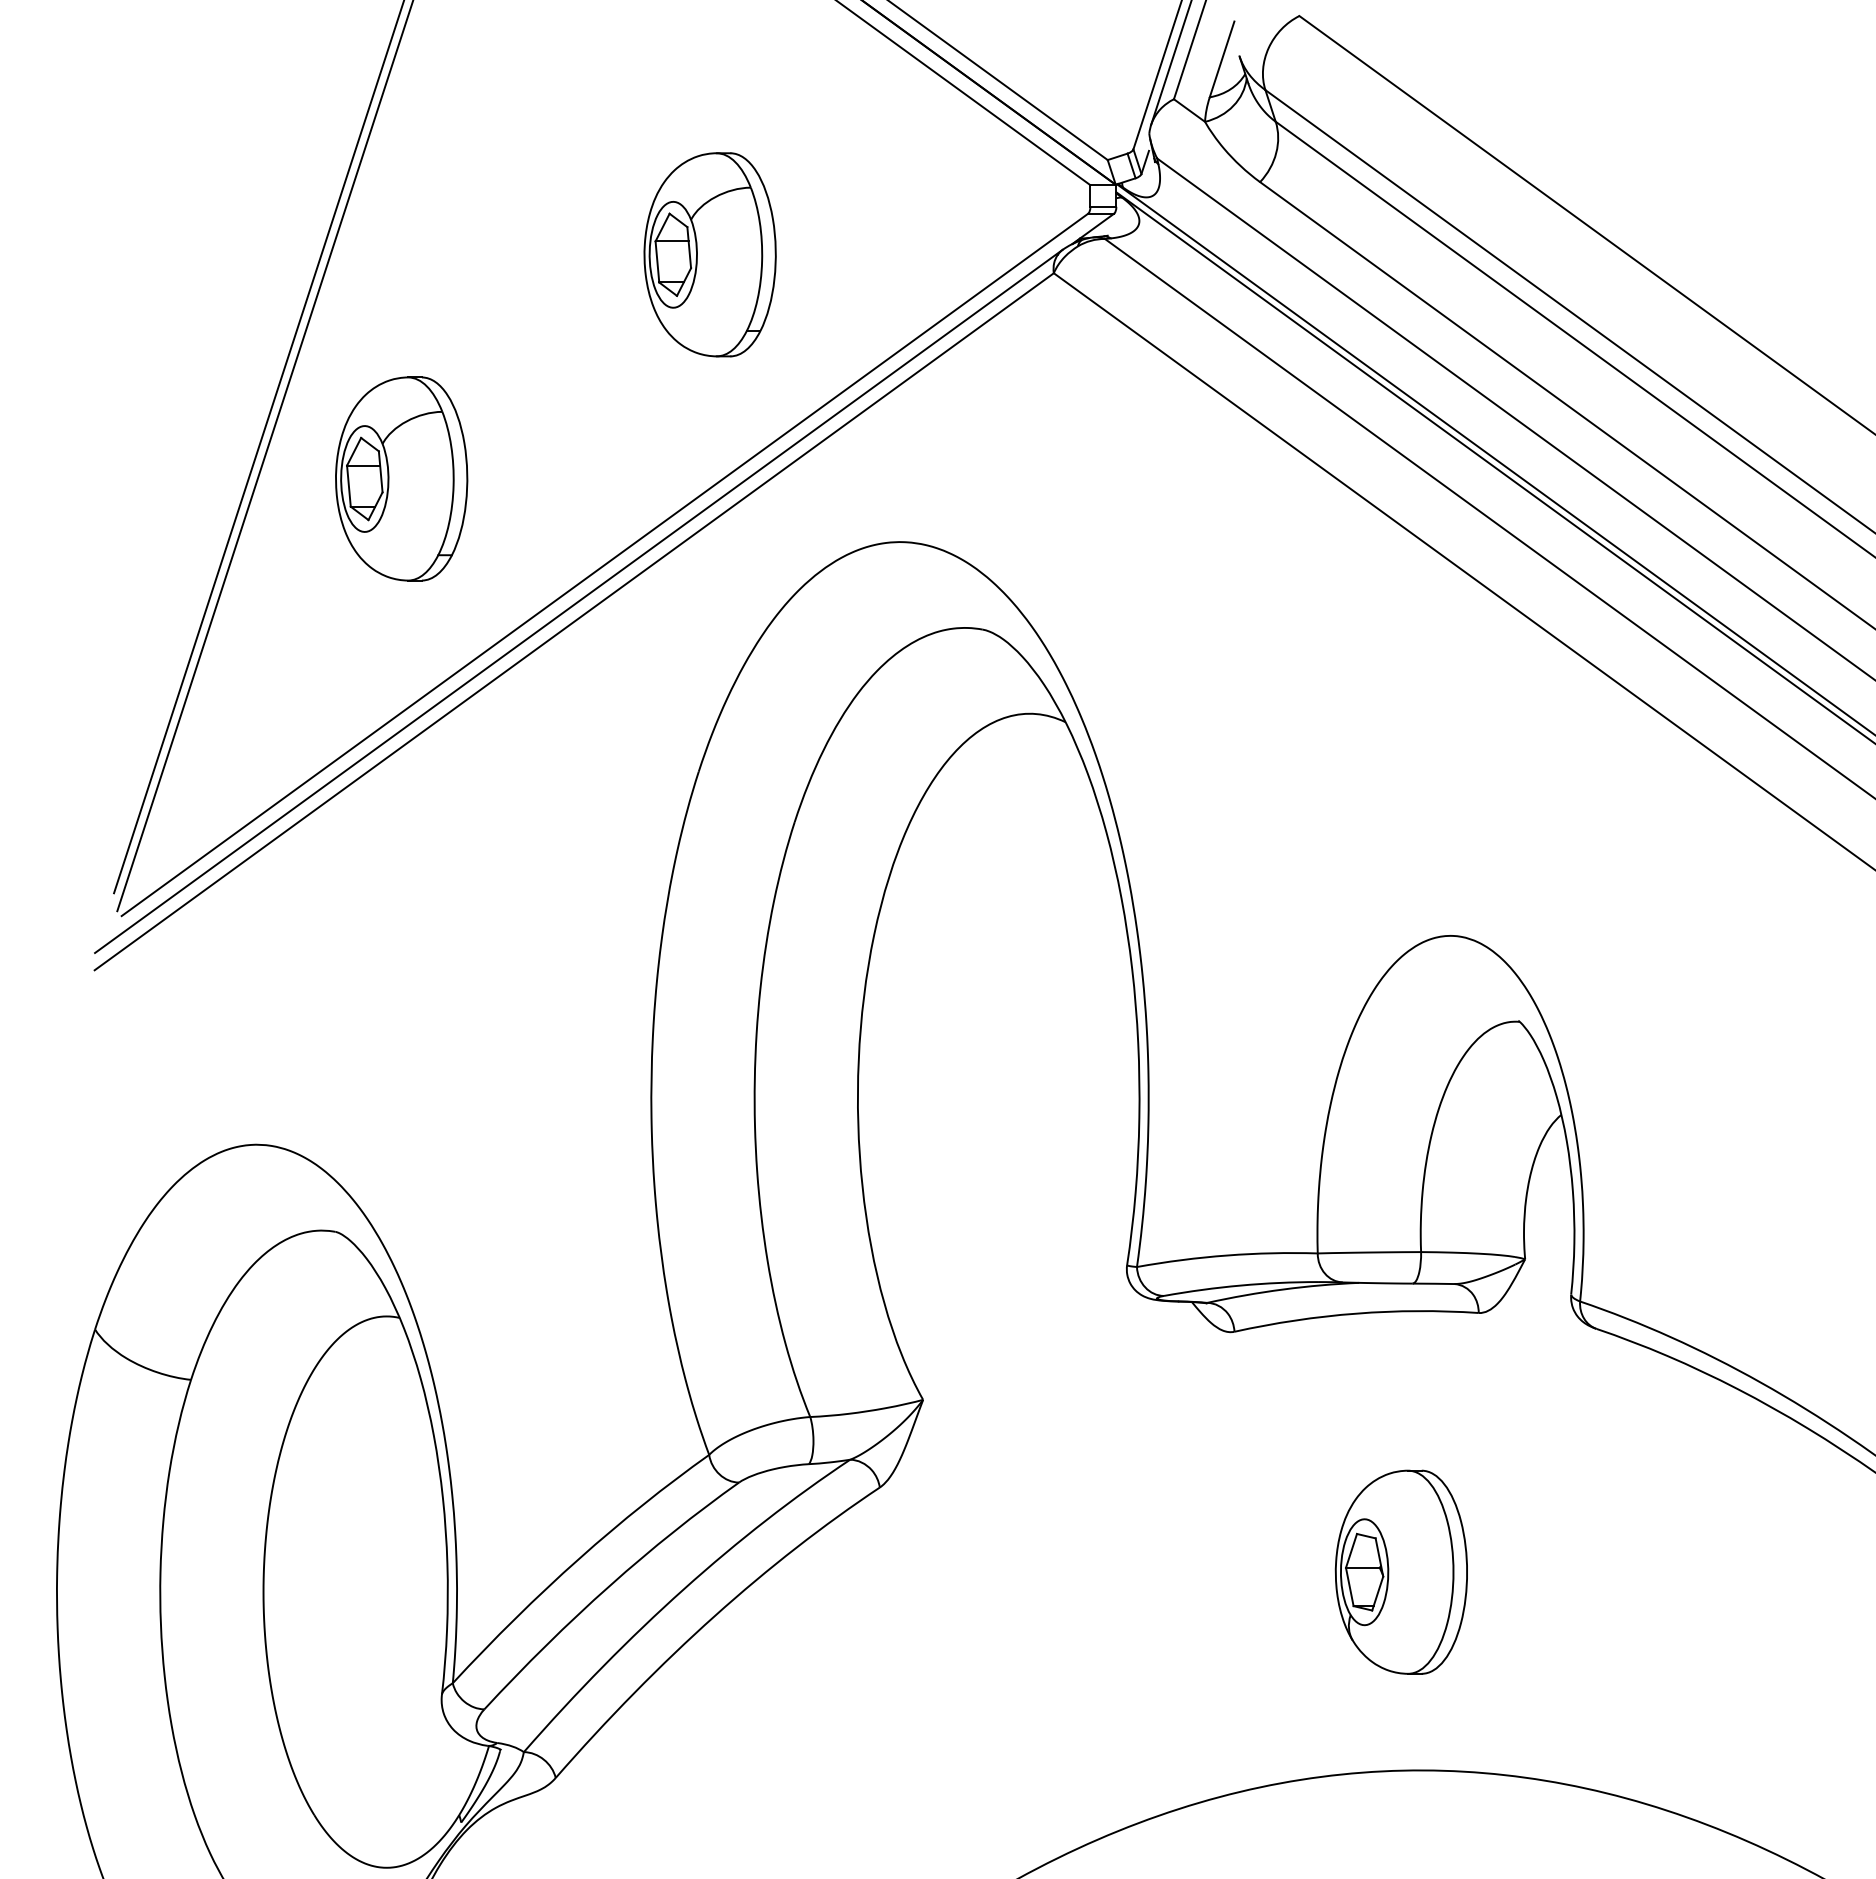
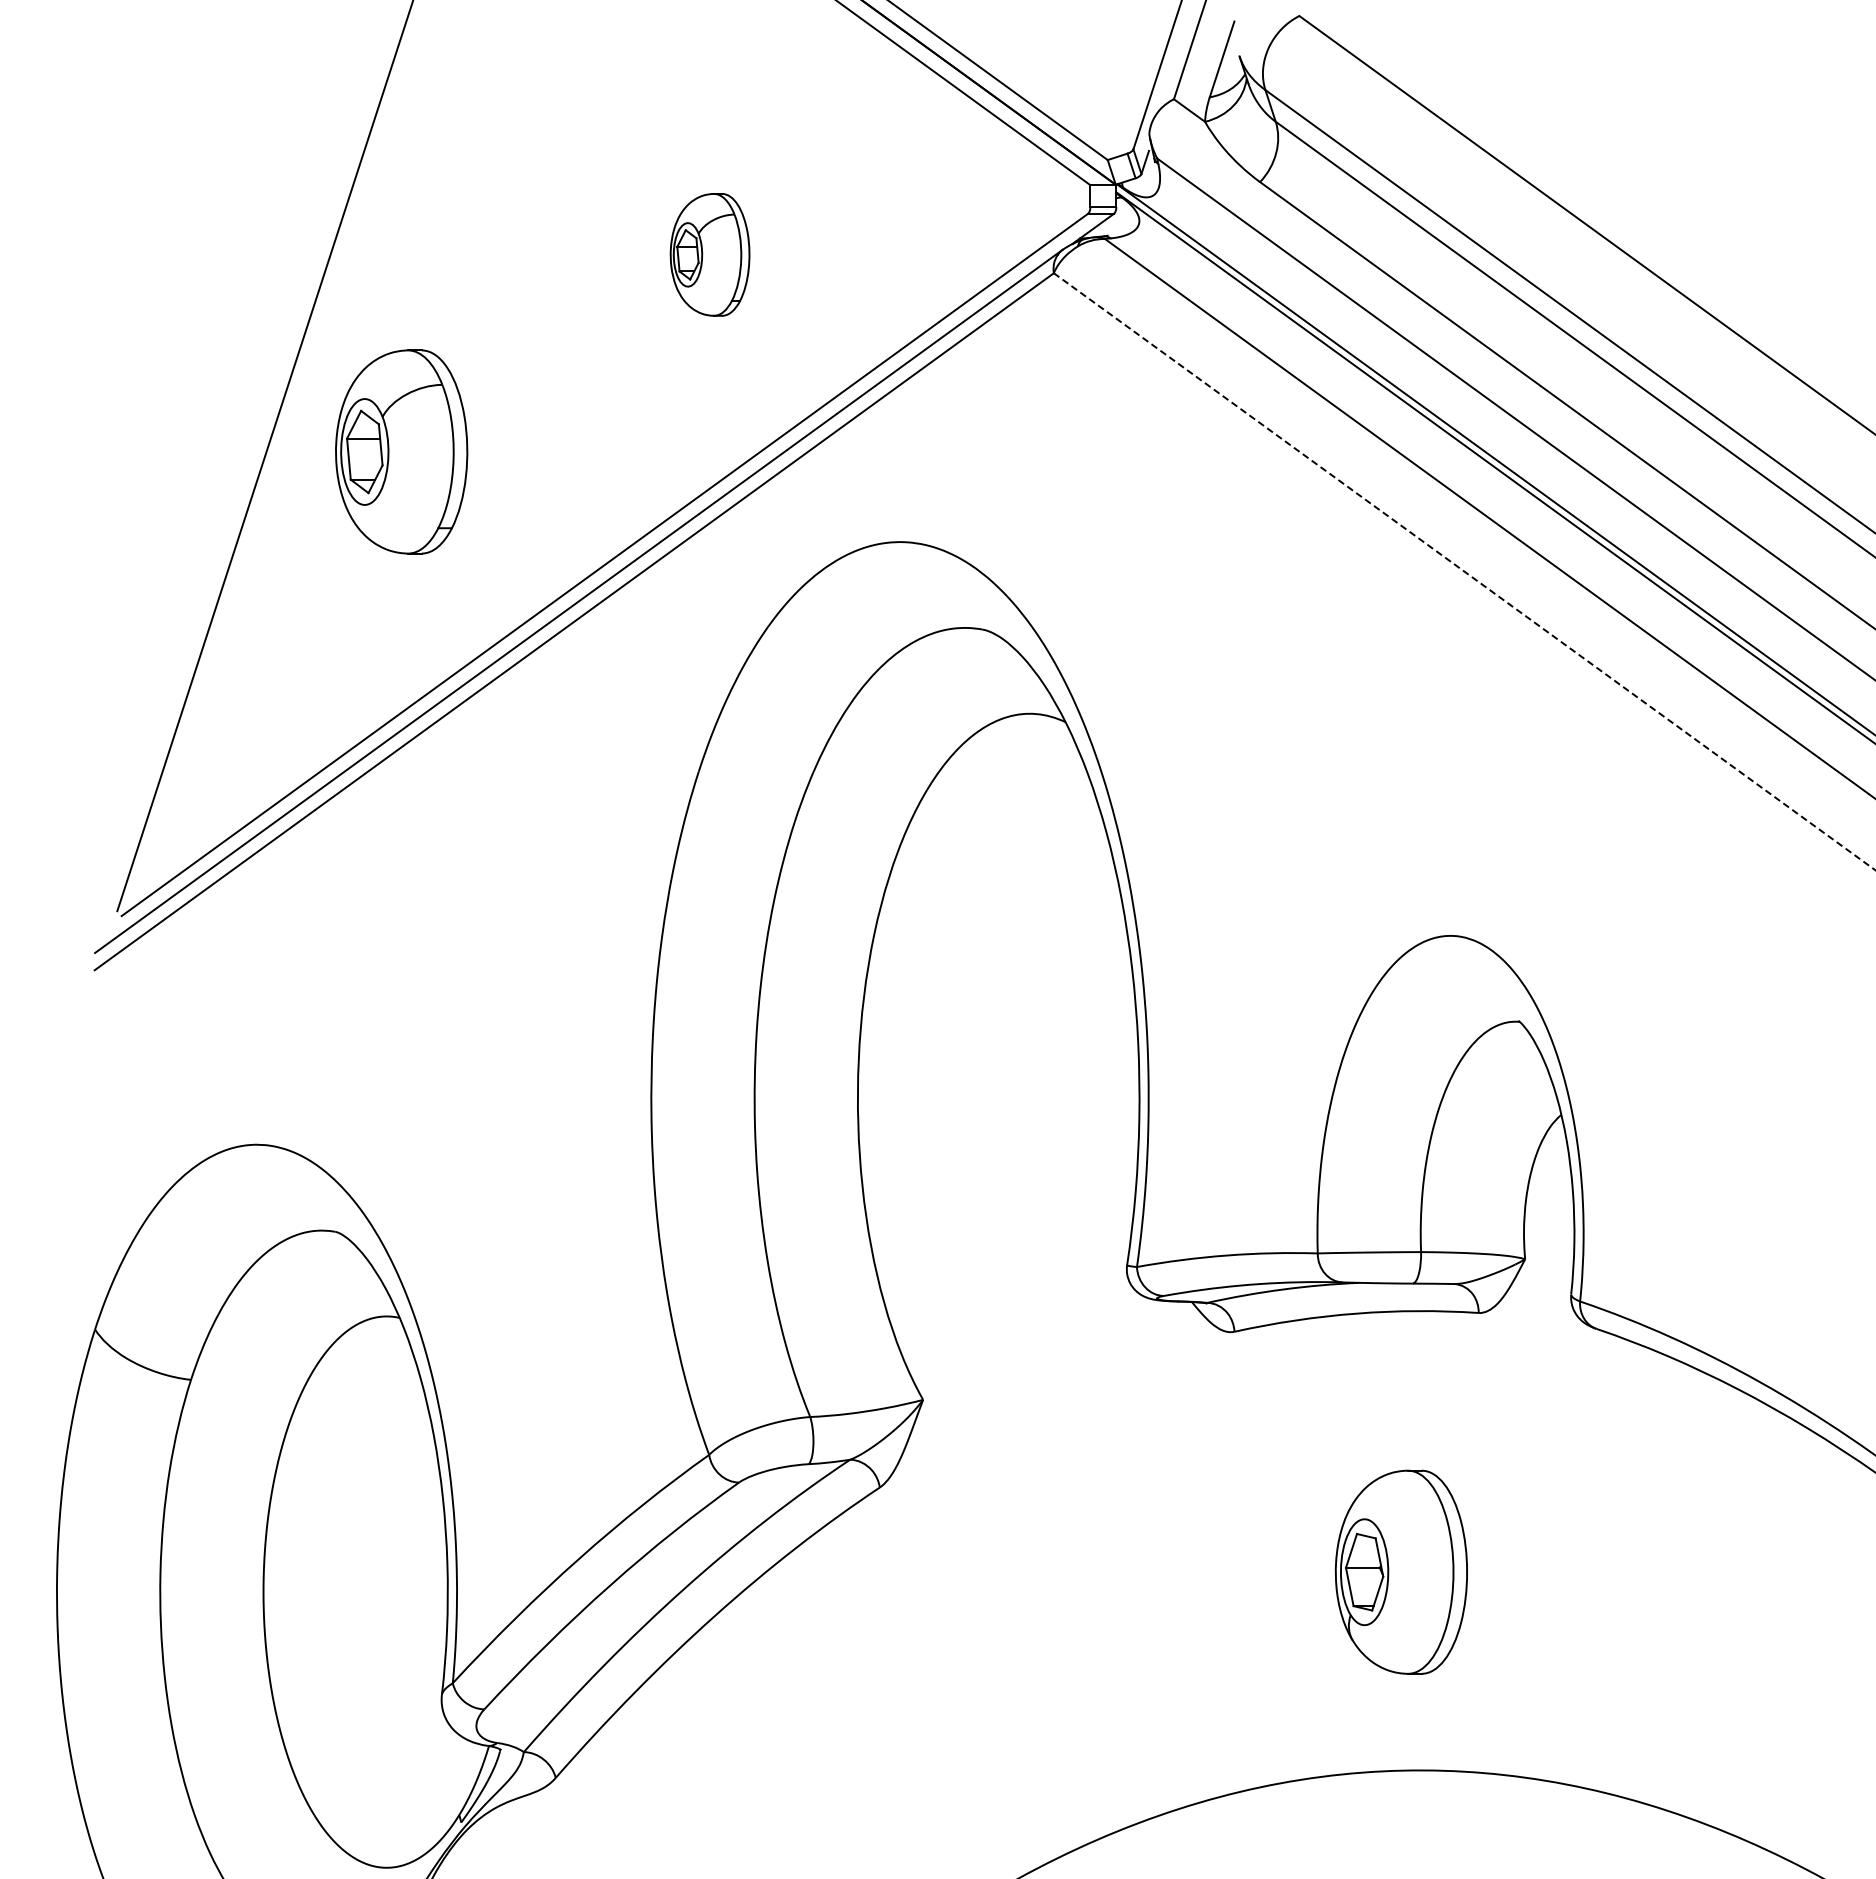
line: present -> none (1171, 63)
part size: 134x206 px -> 82x124 px (709, 254)
line: present -> none (258, 447)
part position: (401, 478) -> (401, 451) (401, 451)
line: solid -> dashed (1464, 571)
